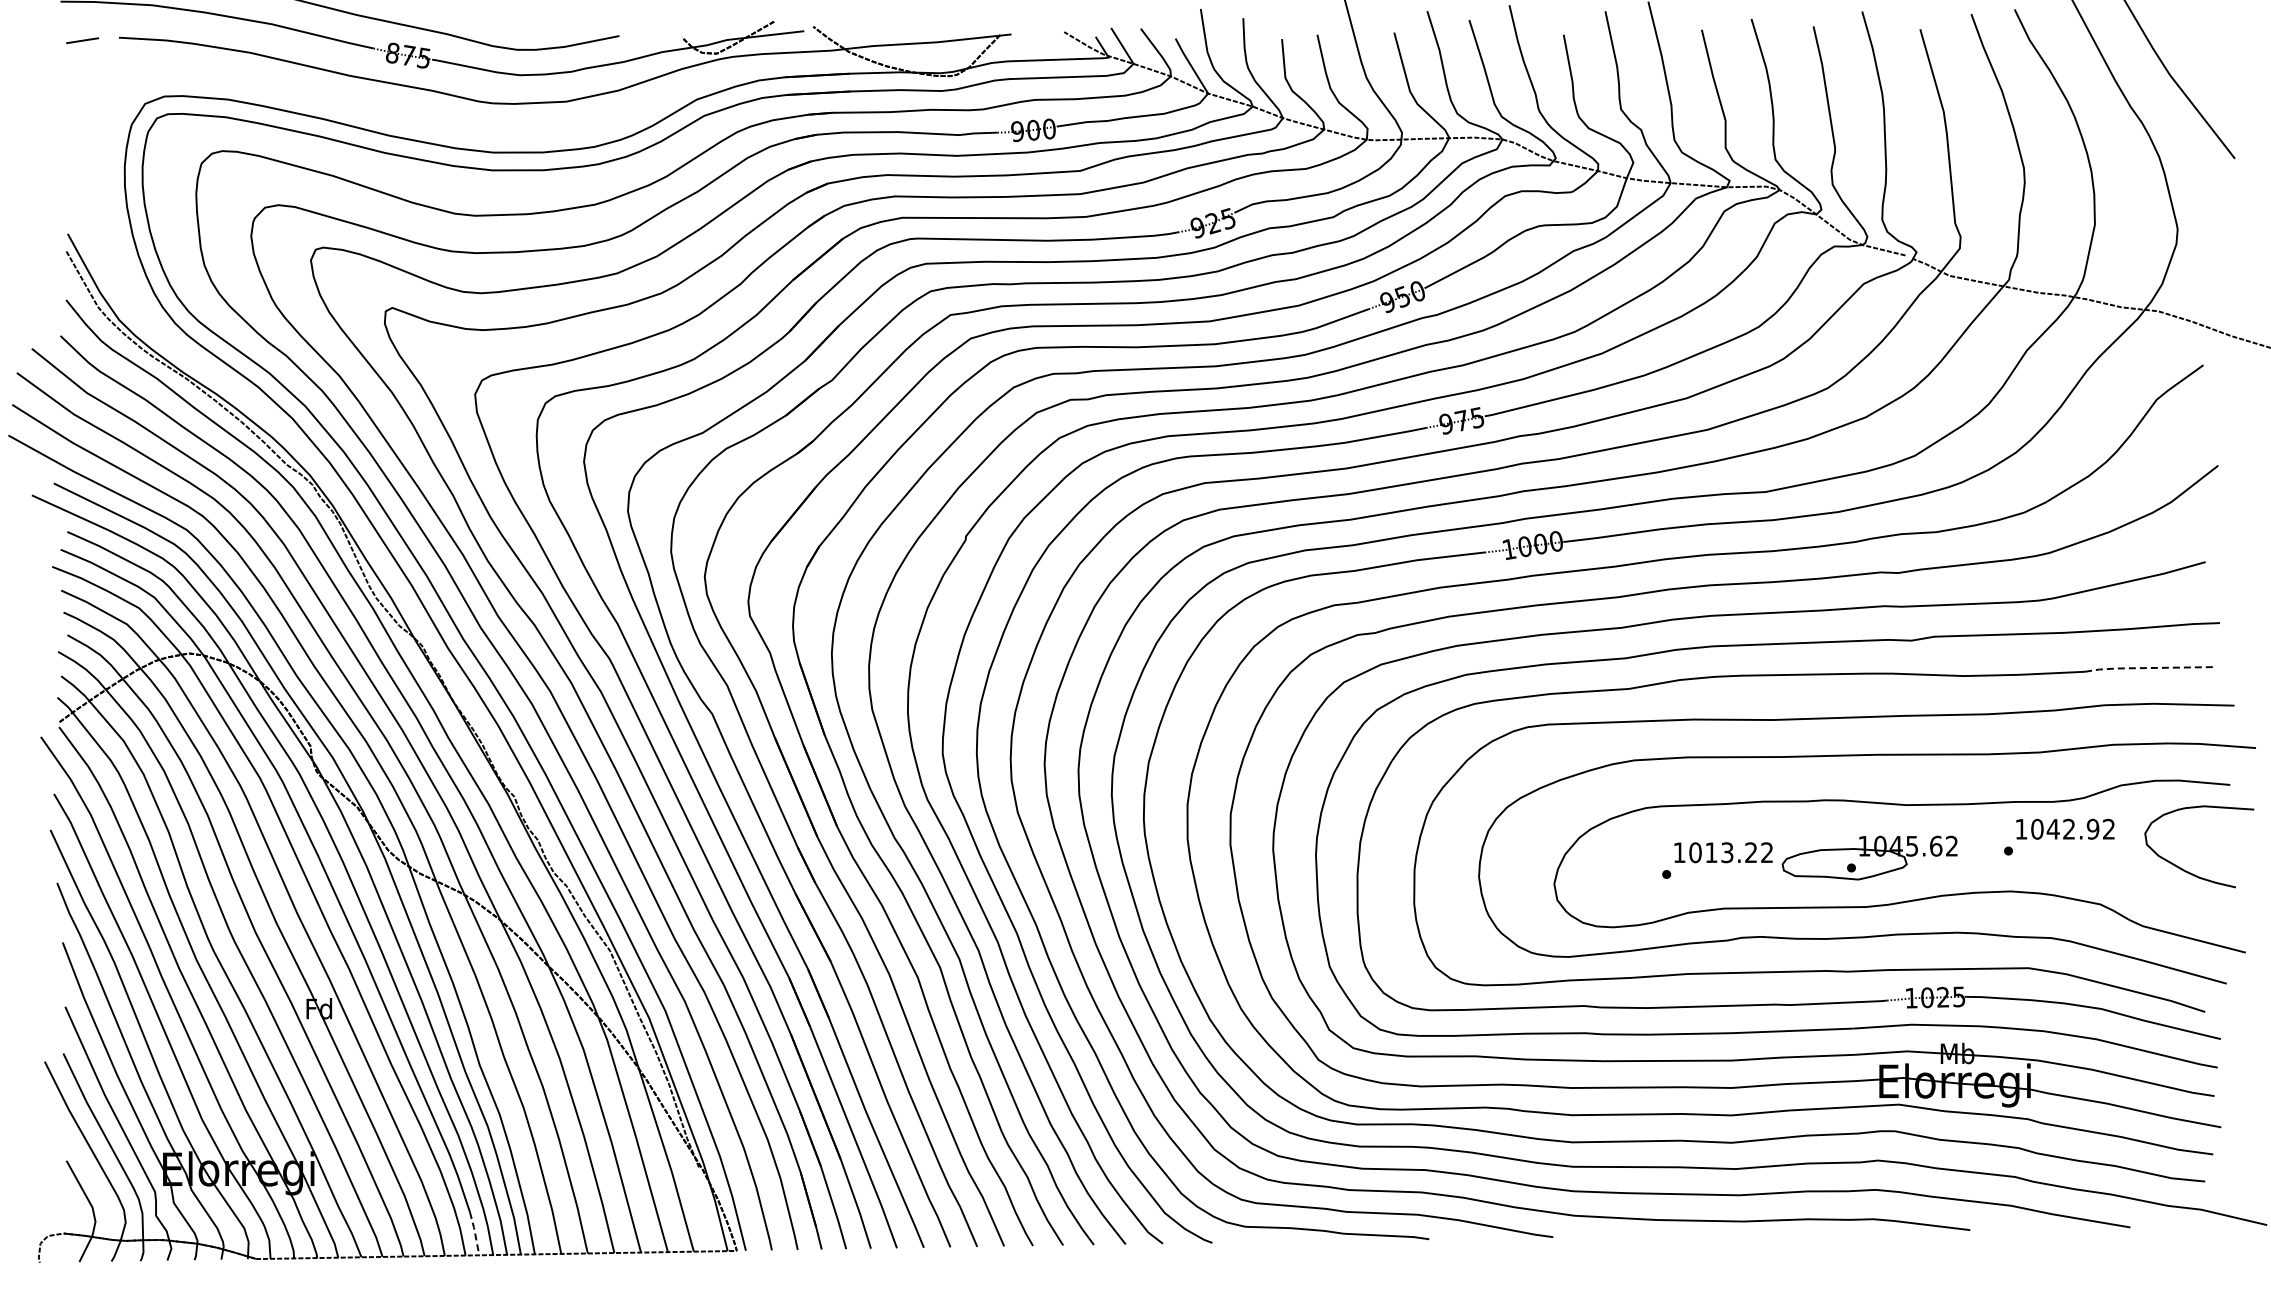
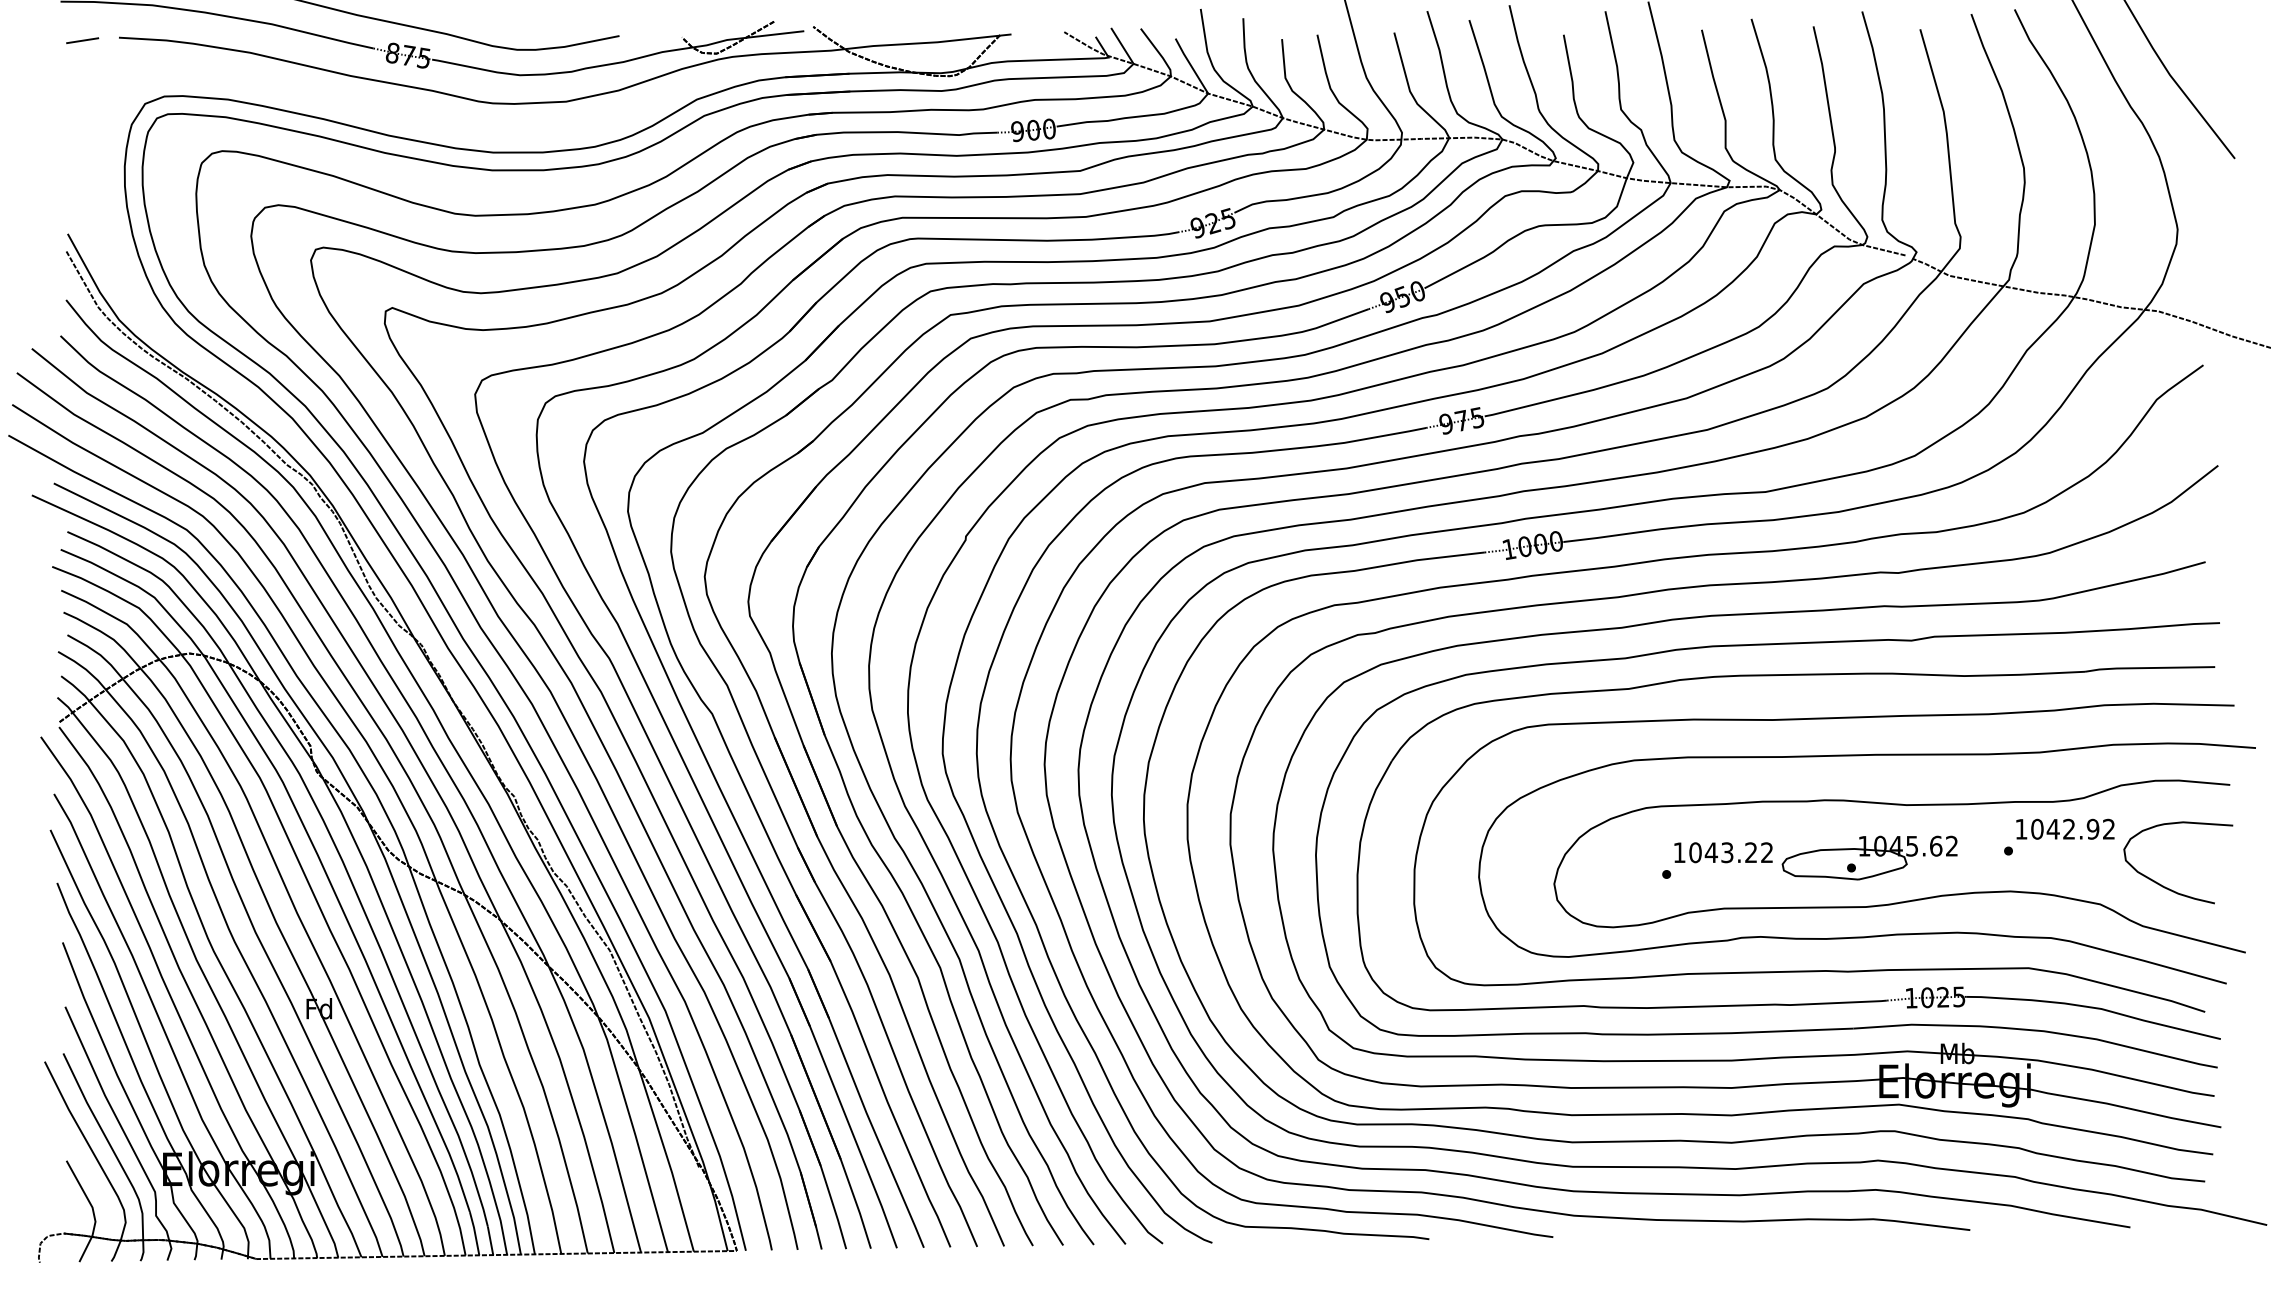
line: dashed -> solid (2148, 668)
text: 1013.22 -> 1043.22 (1710, 852)
curve position: (2186, 870) -> (2165, 886) (2165, 886)
line: dashed -> solid (475, 1233)
